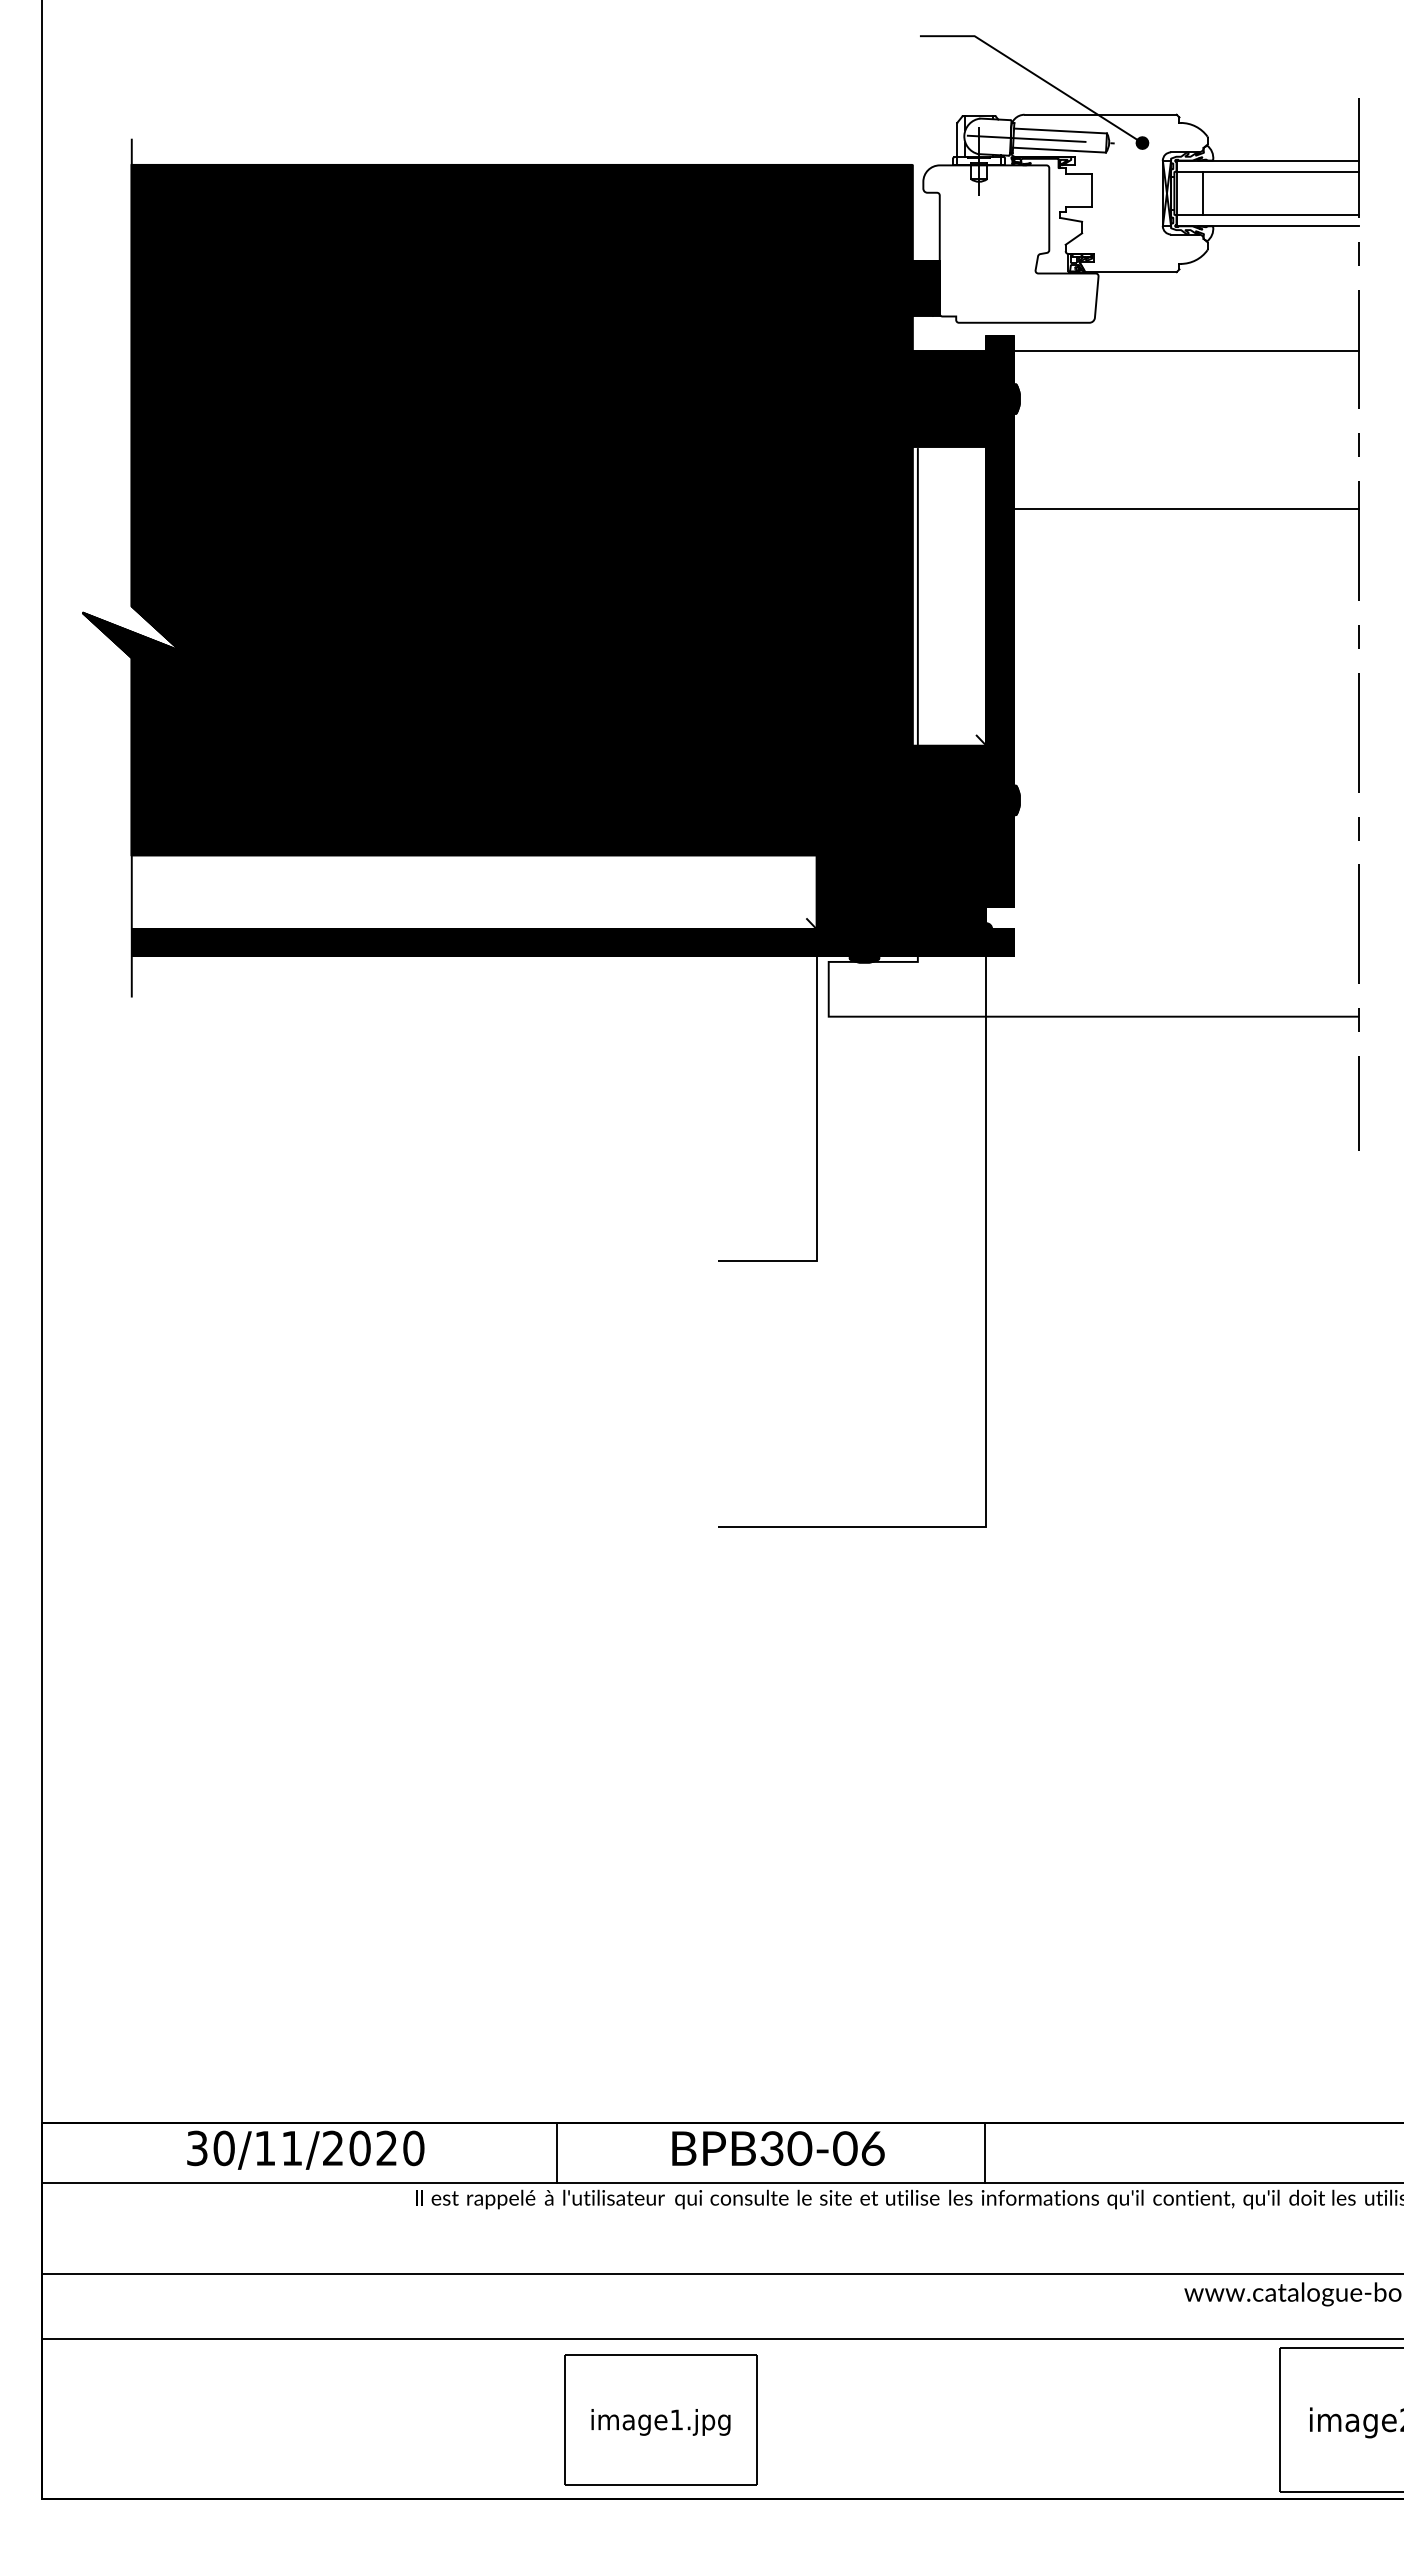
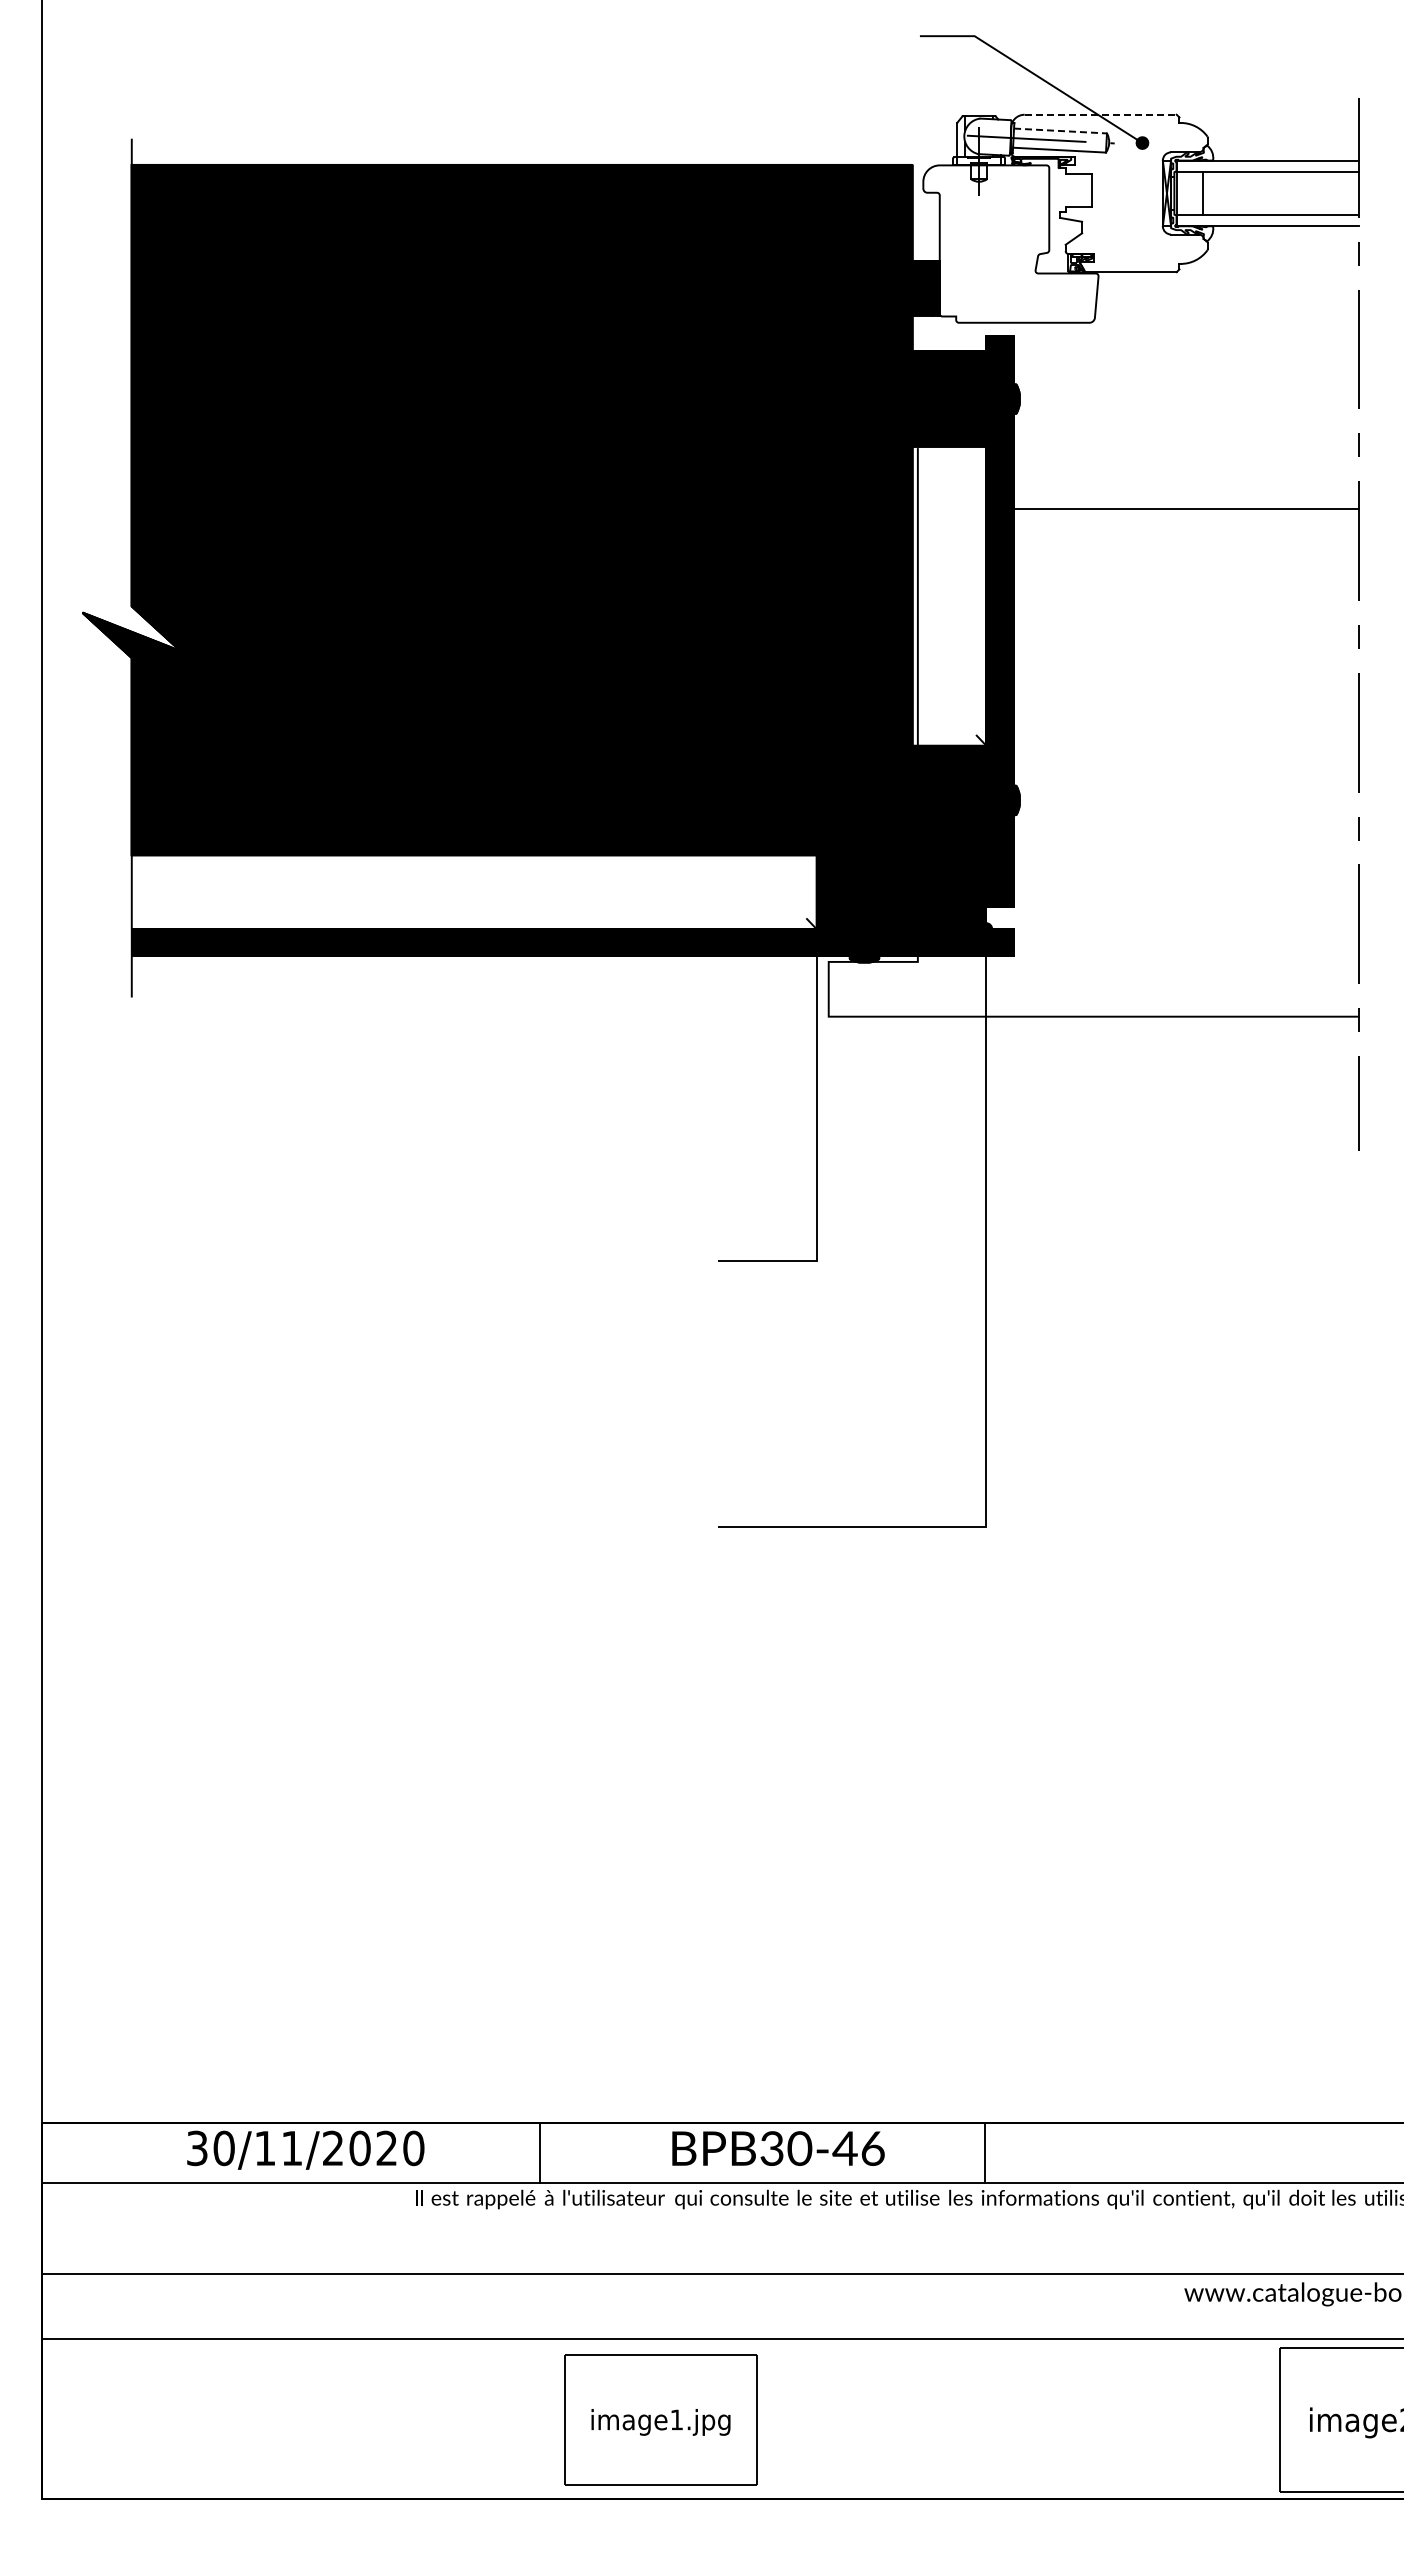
line: solid -> dashed (1101, 114)
line: solid -> dashed (1060, 131)
line: present -> none (1183, 351)
text: \c16711848;BPB30-06 -> \c16711848;BPB30-46 (844, 2148)
line position: (557, 2152) -> (540, 2152) (540, 2152)
